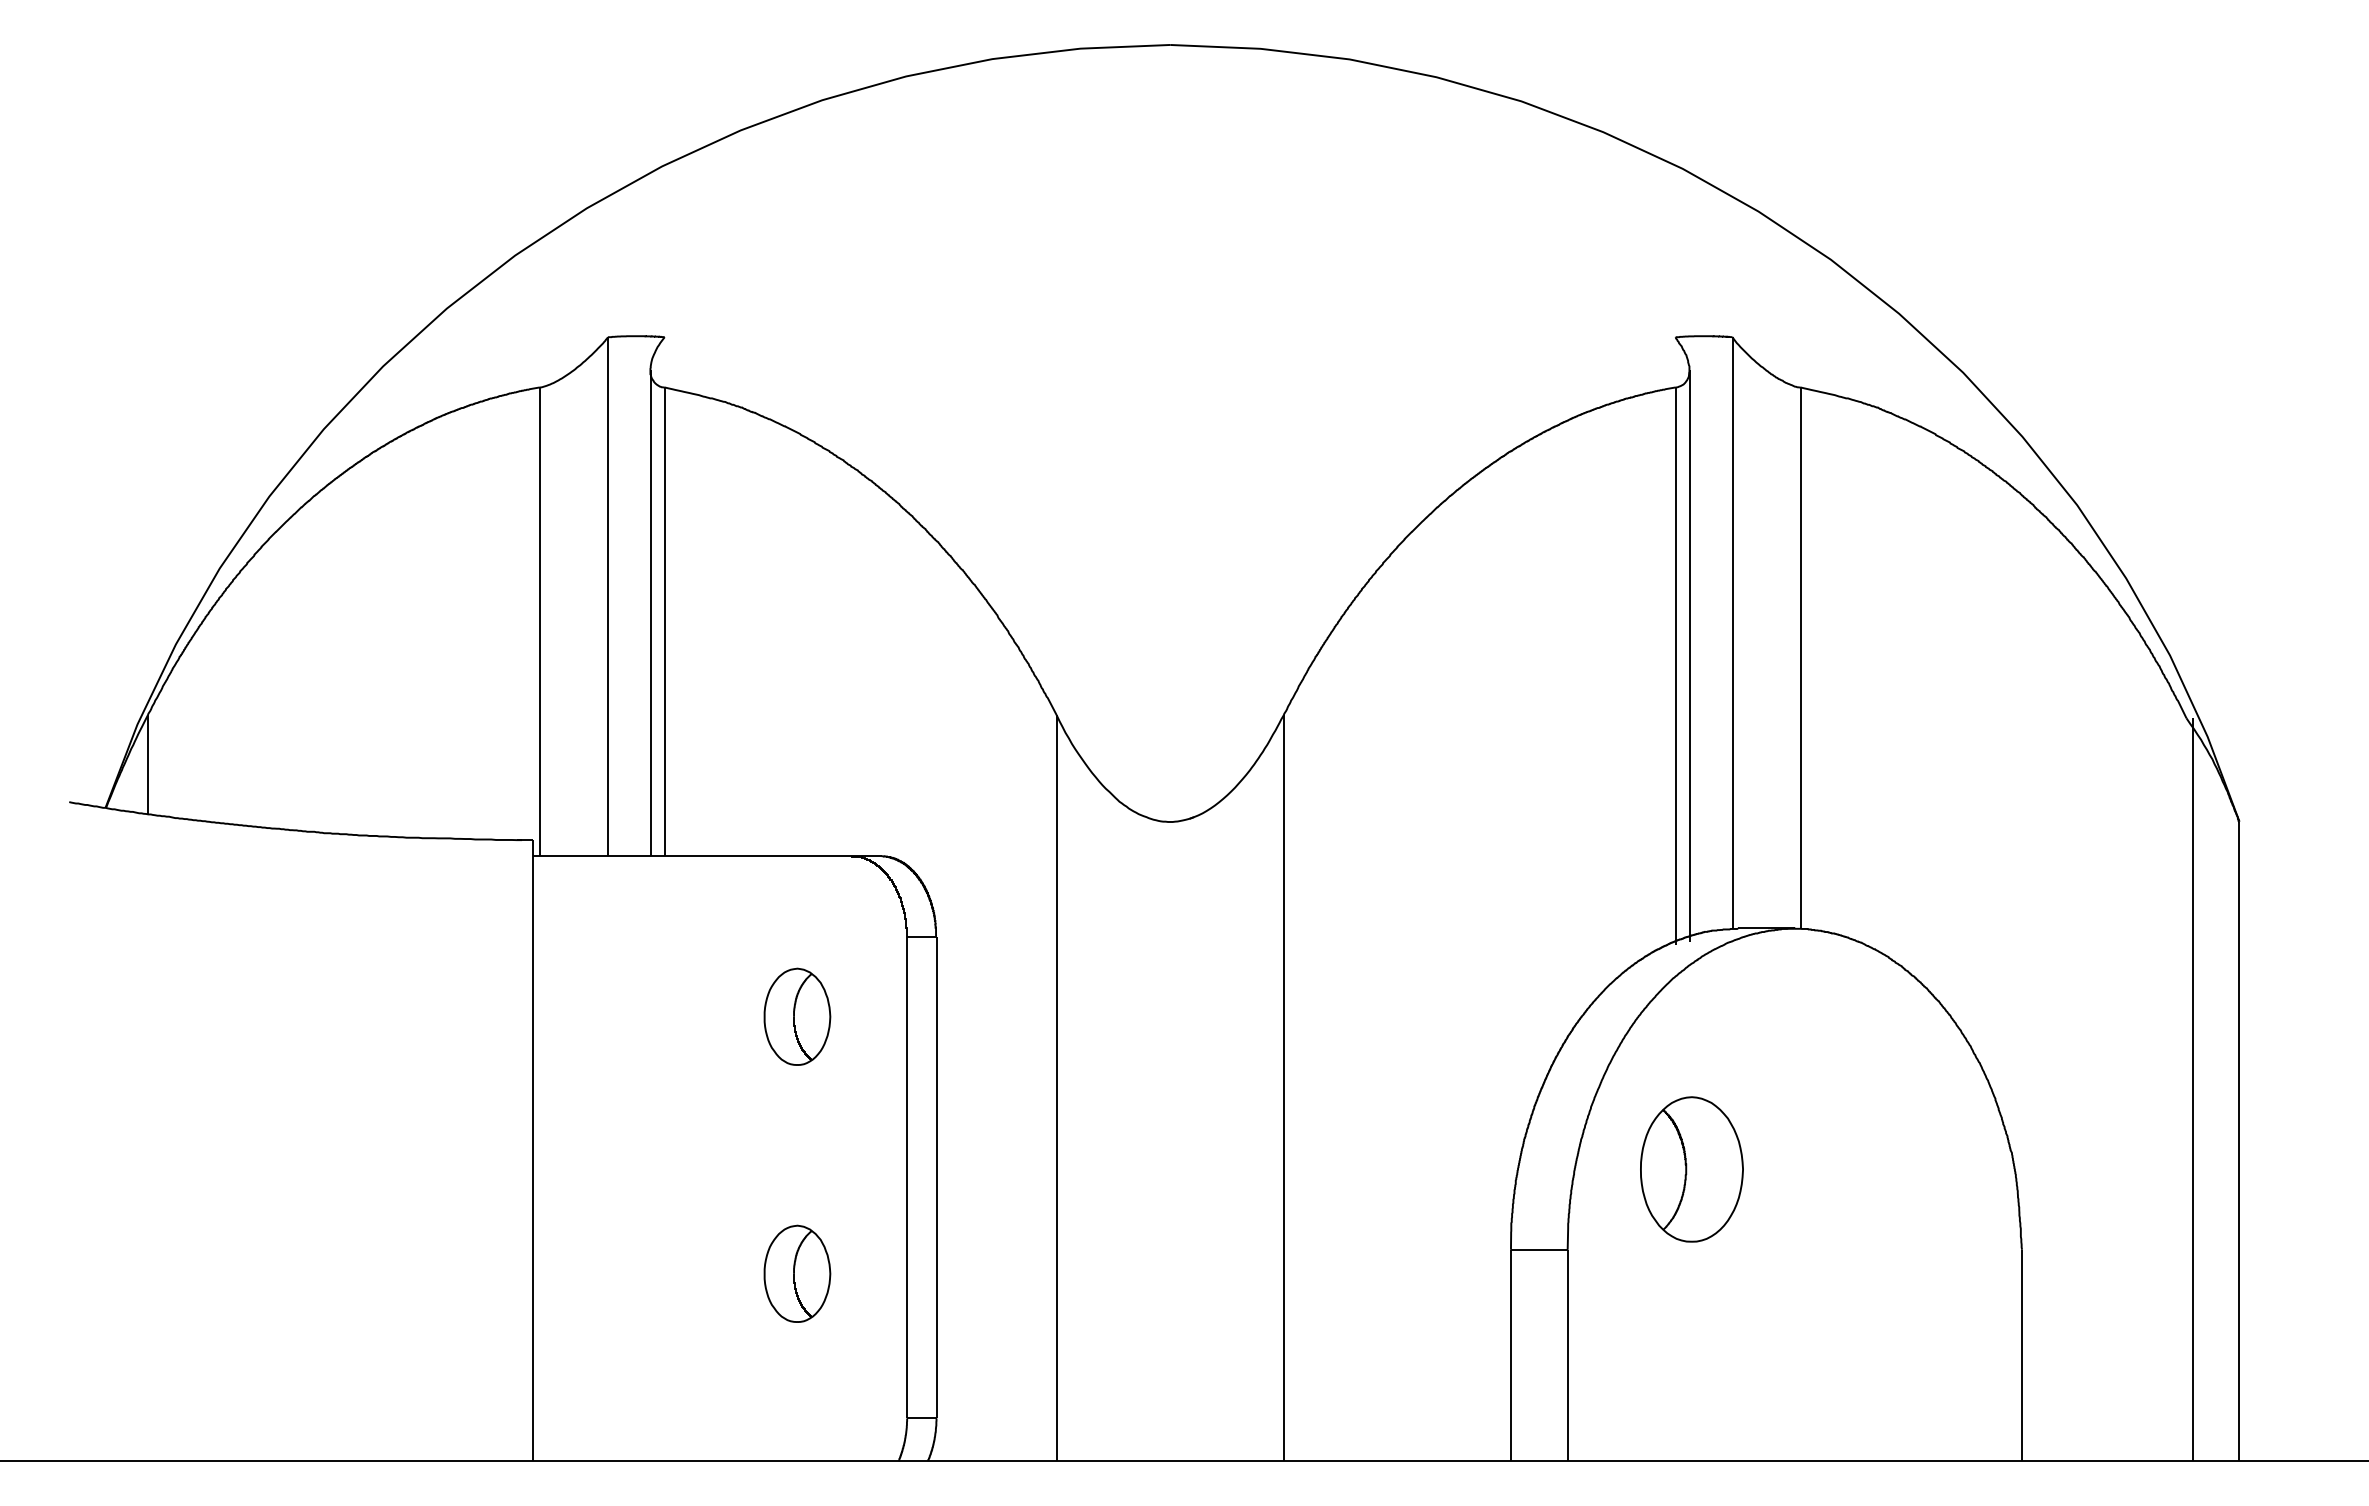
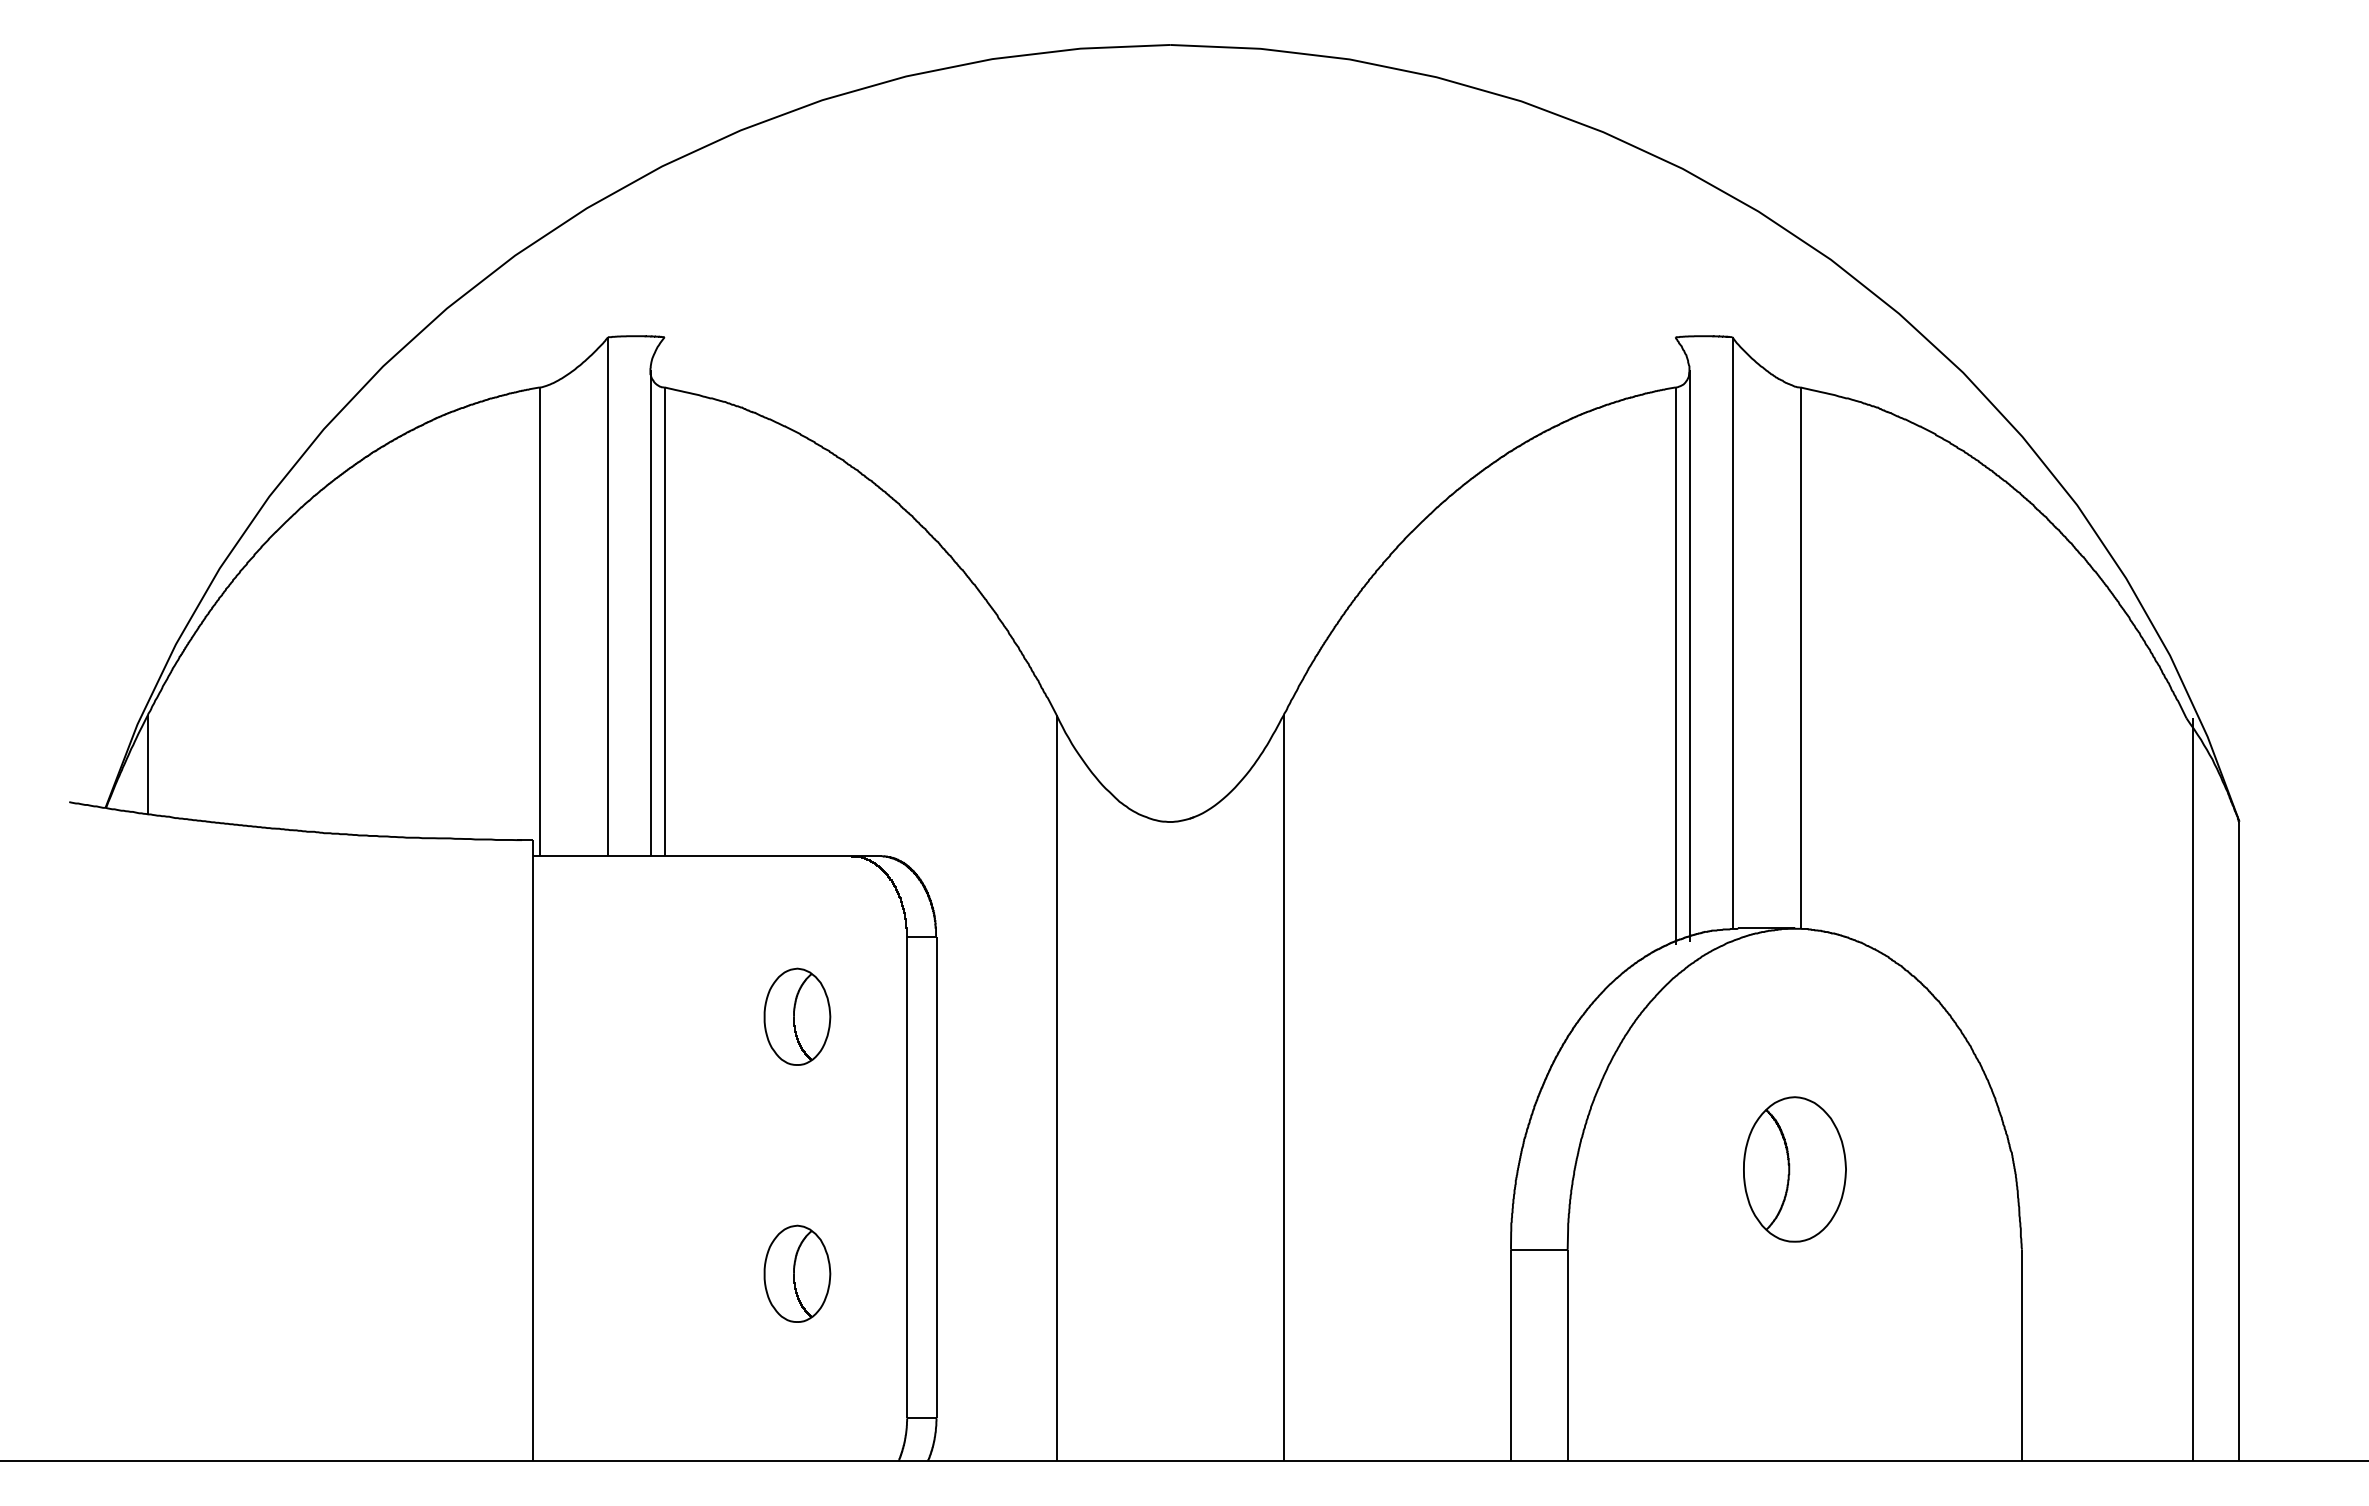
part position: (1691, 1169) -> (1794, 1169) (1794, 1169)
